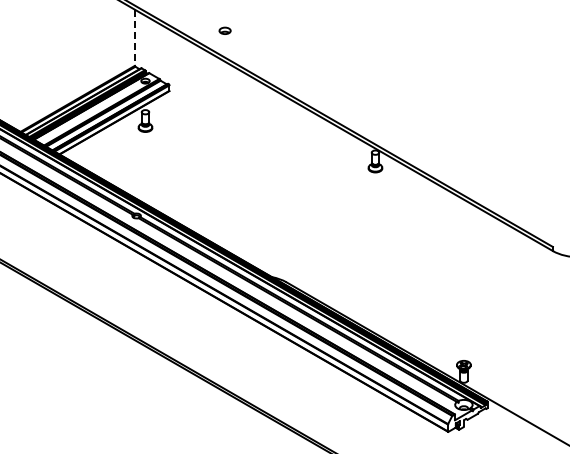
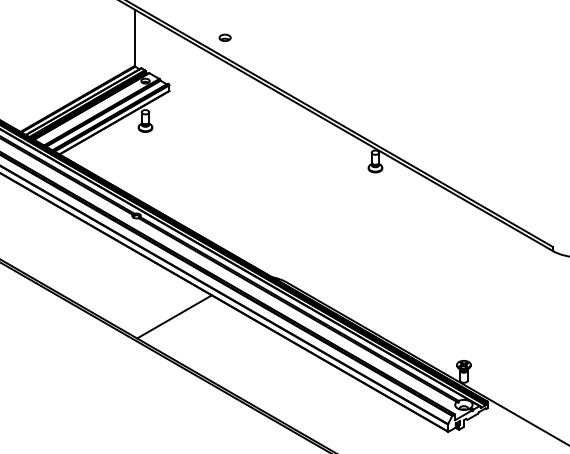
part position: (224, 30) -> (224, 37) (224, 37)
line: dashed -> solid (134, 38)
line: none -> present (174, 316)
